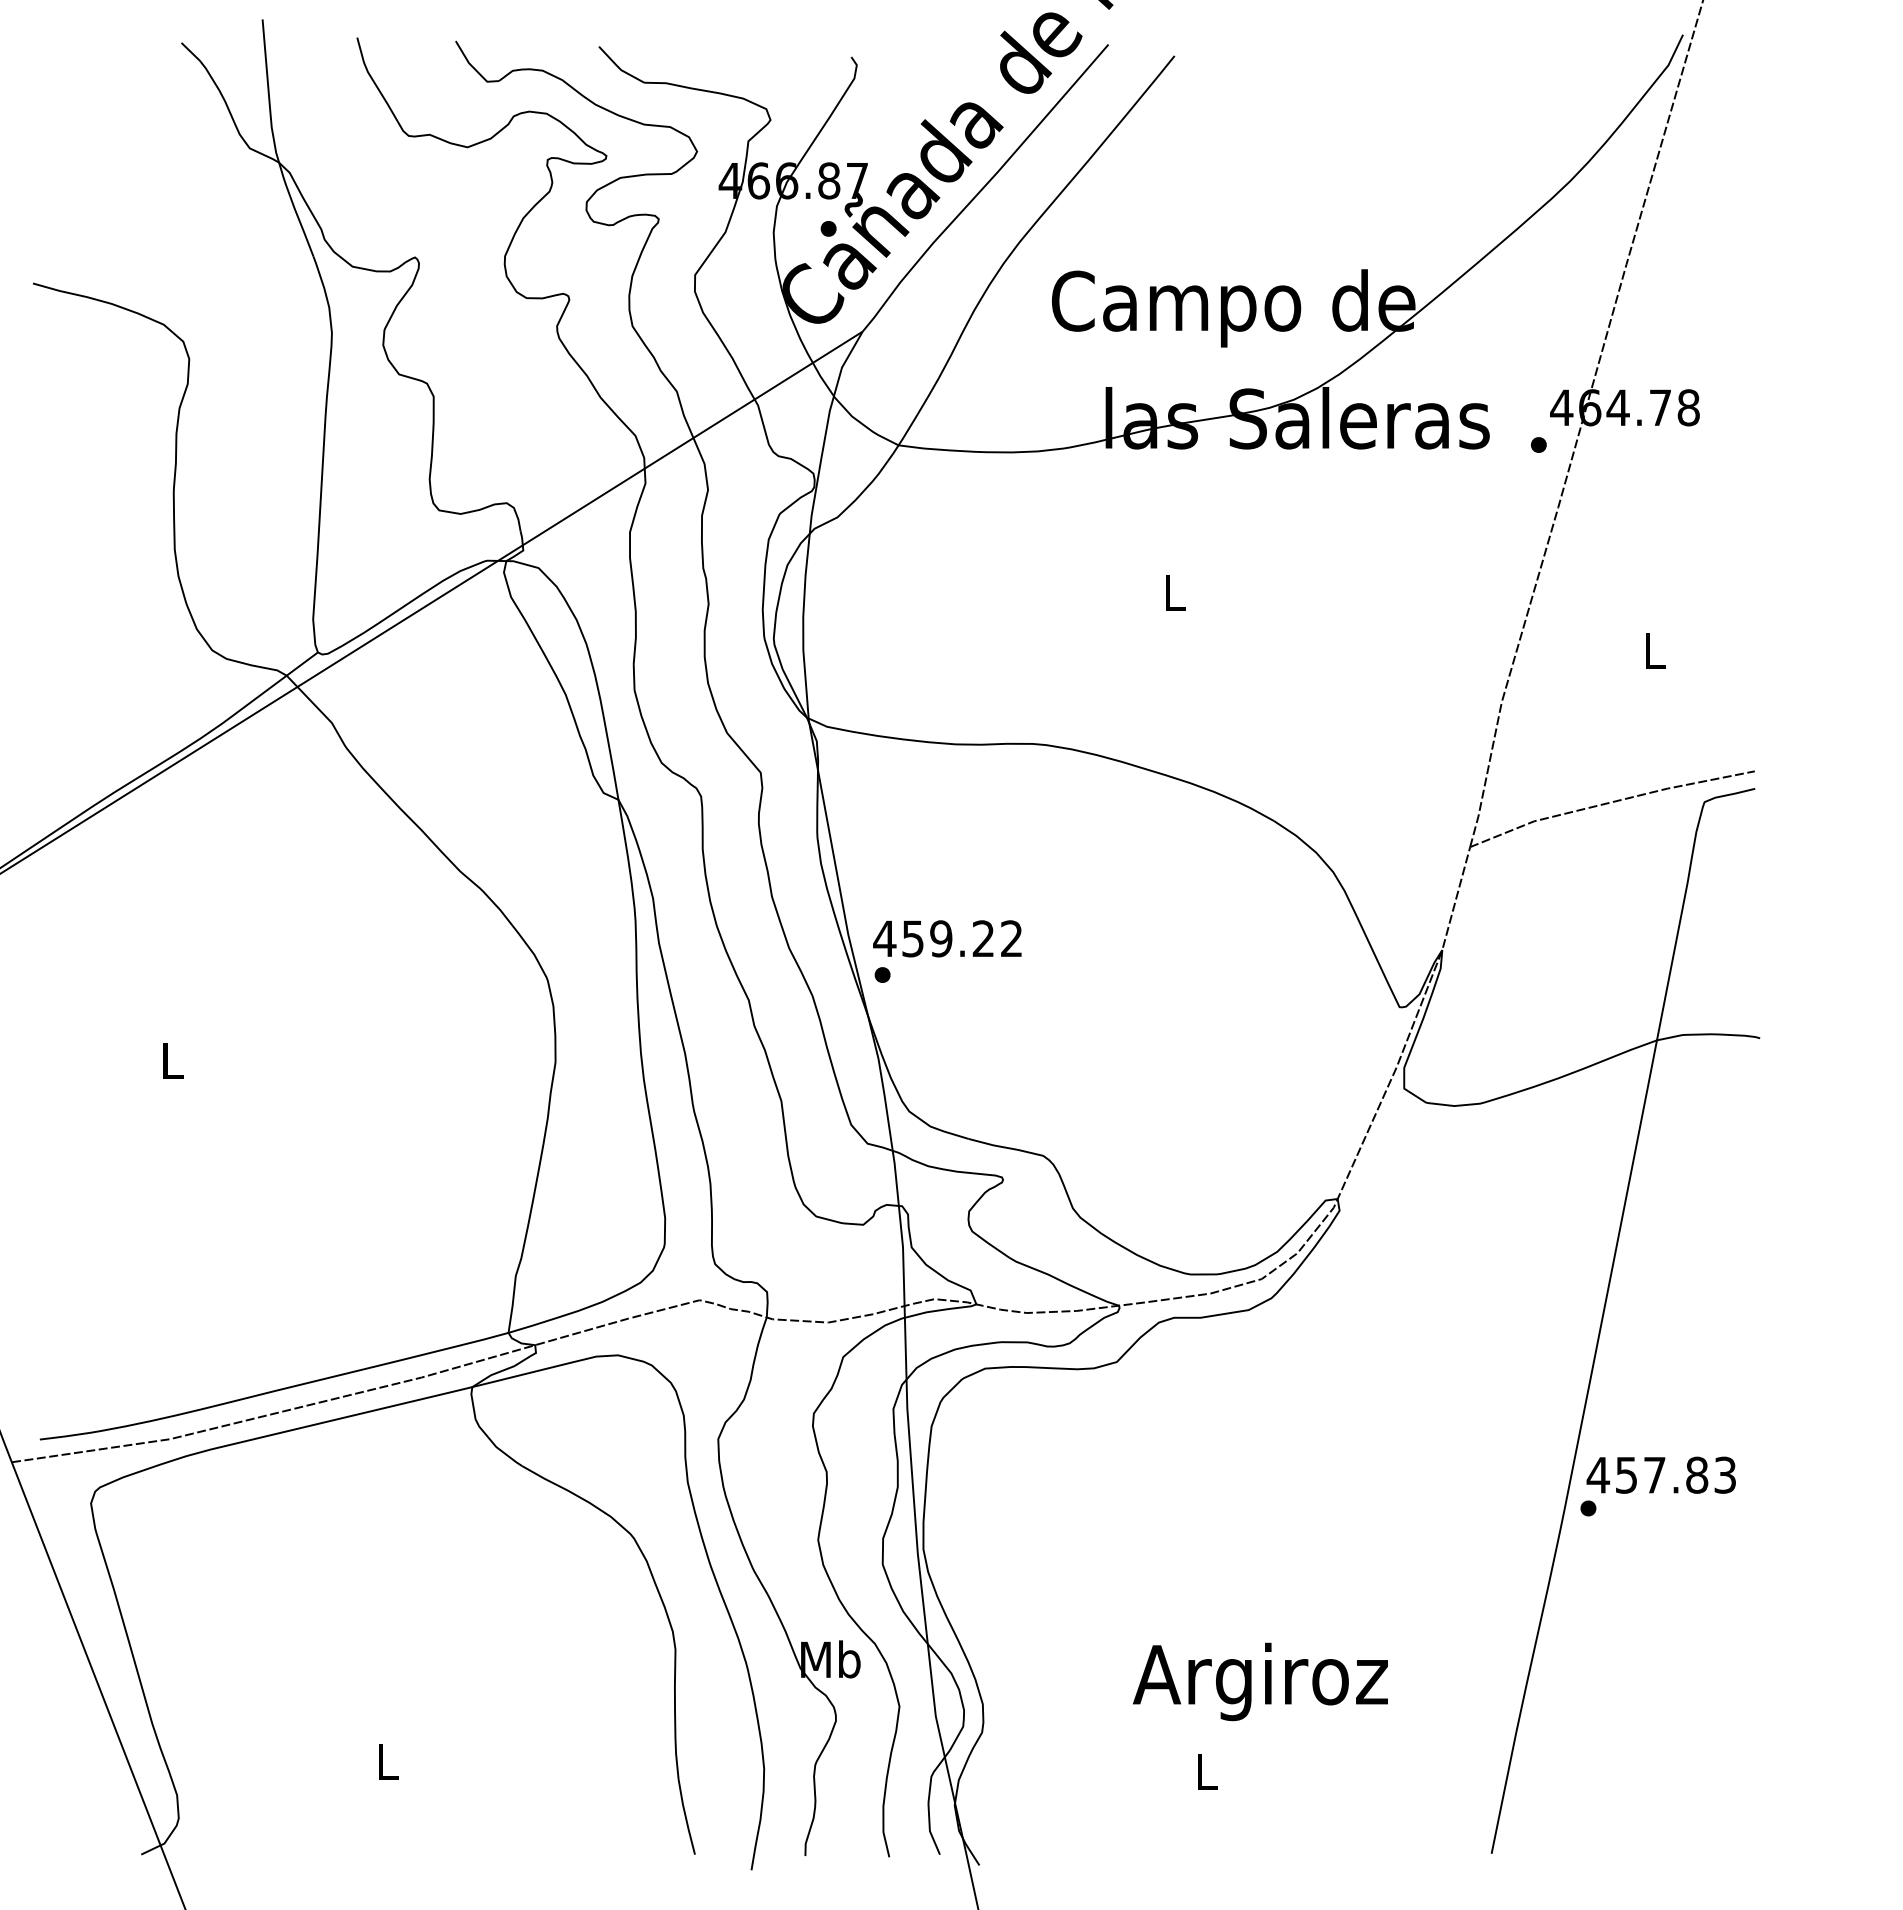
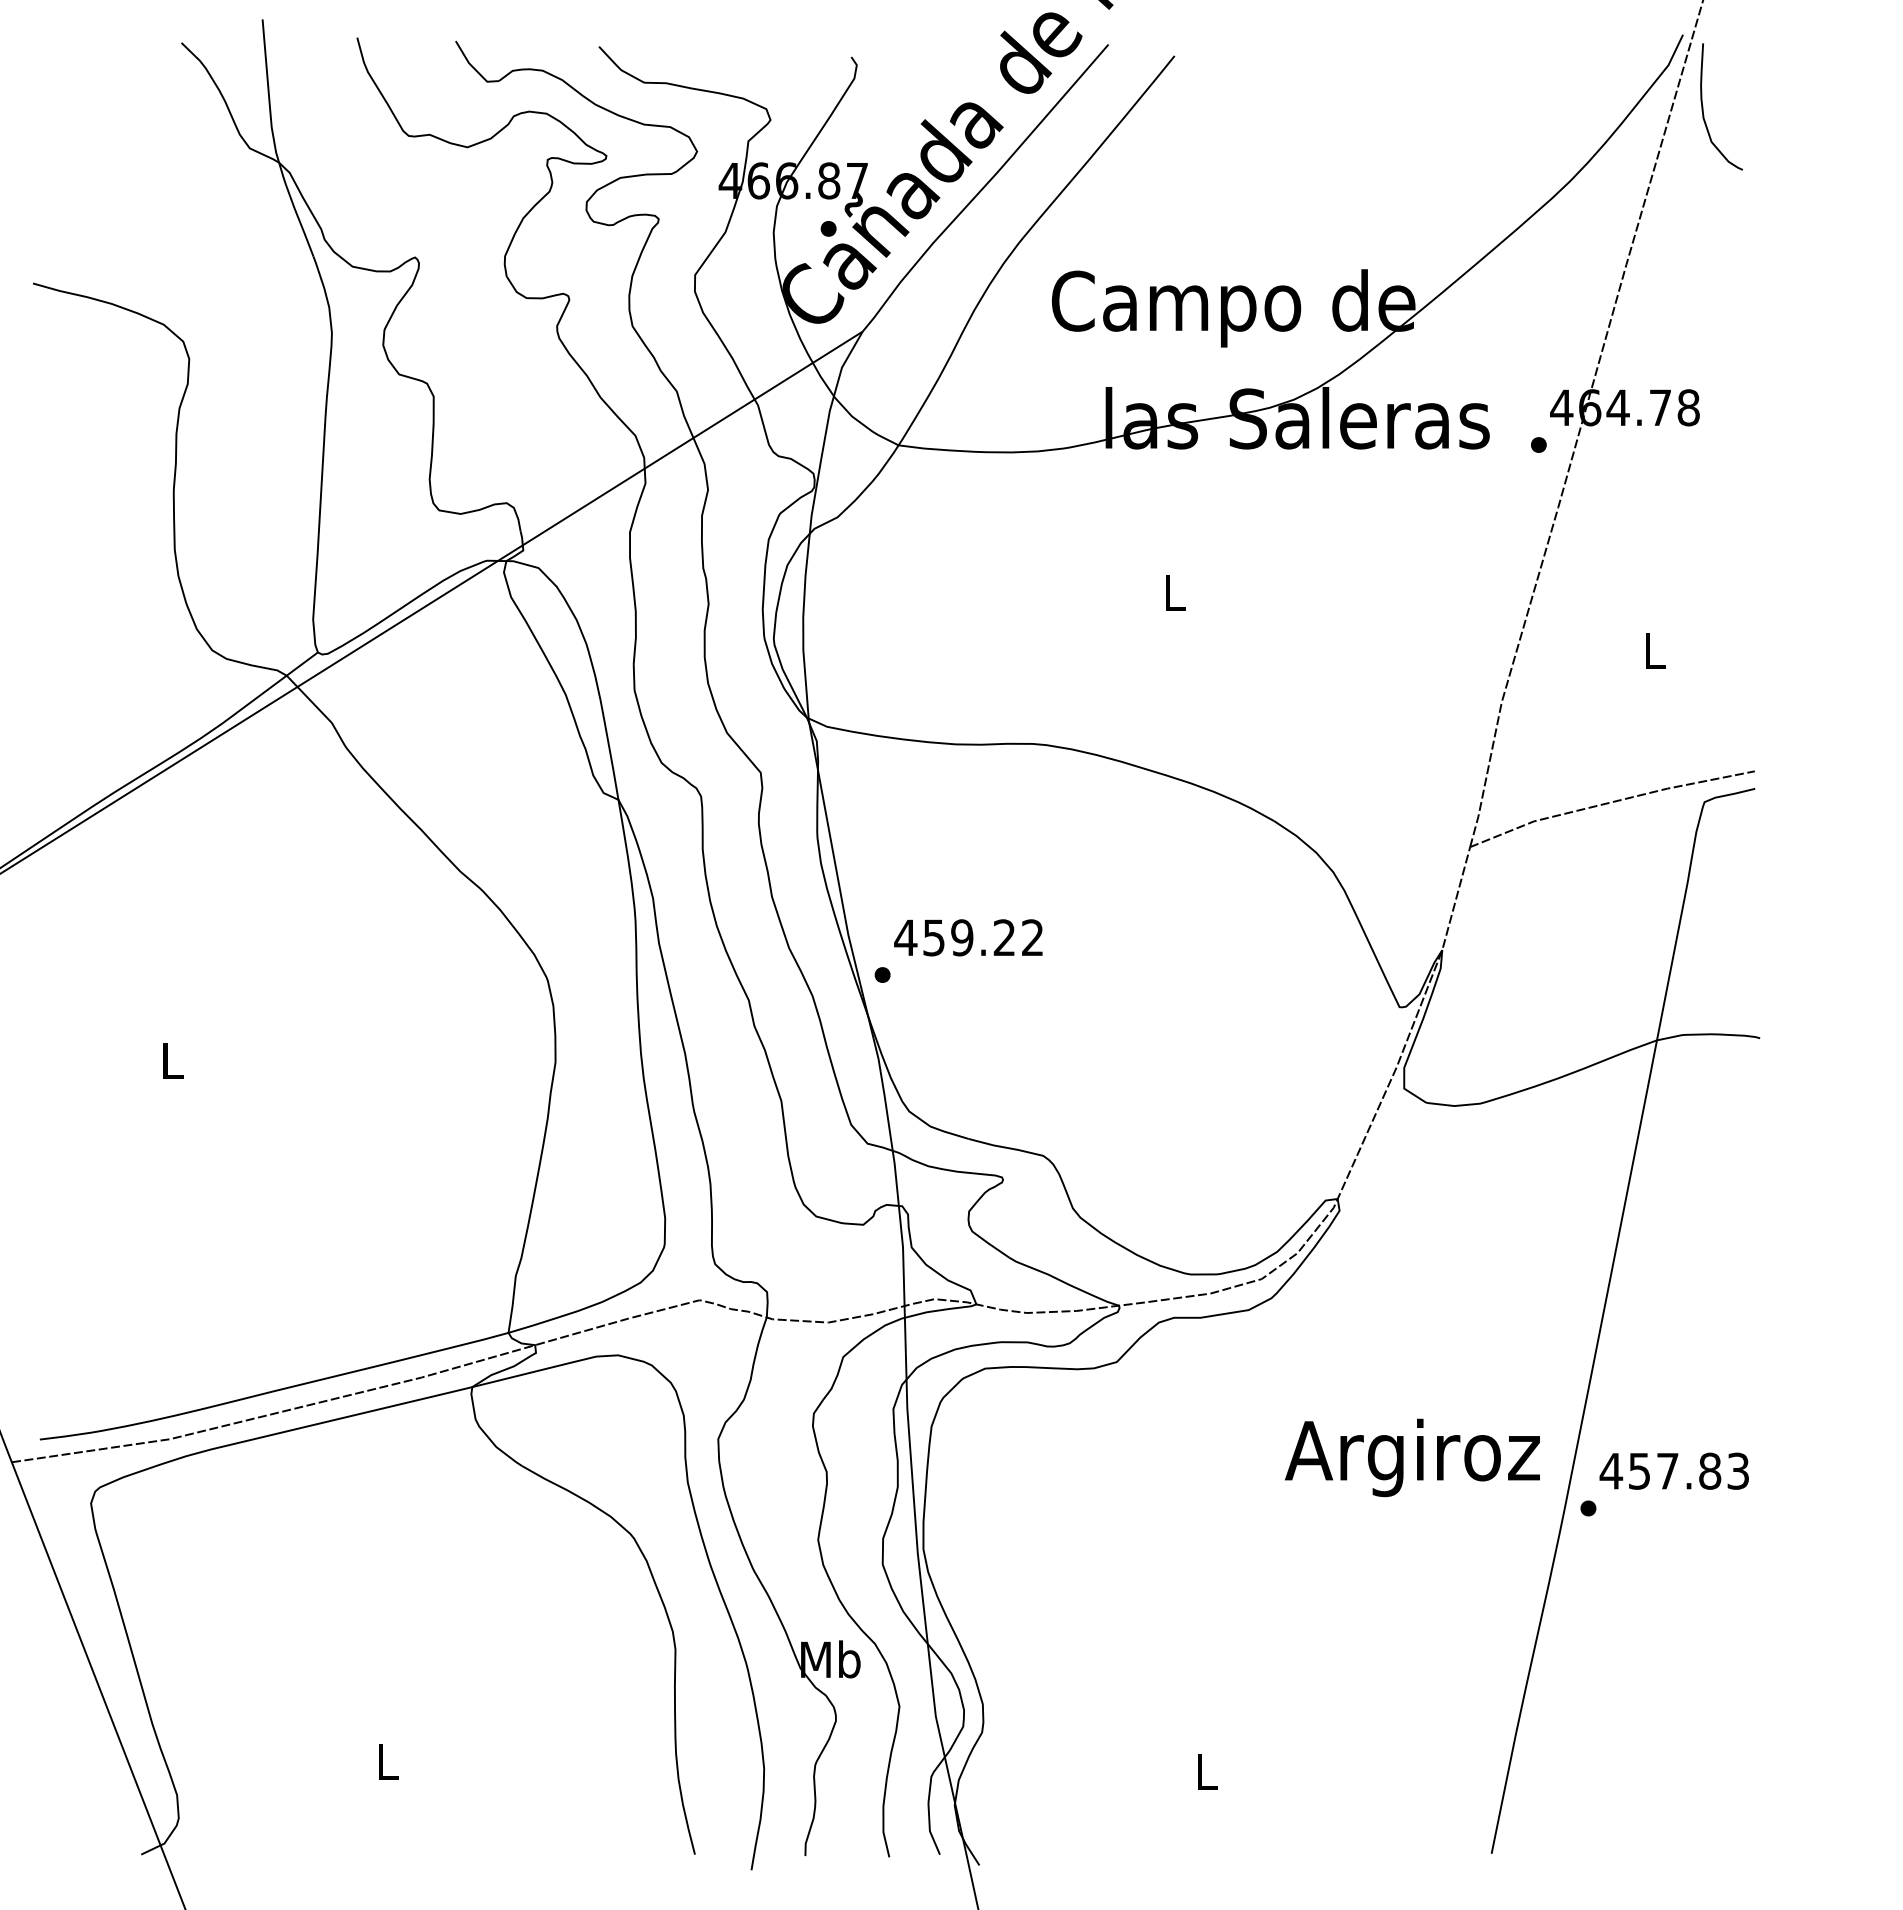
curve: none -> present (1703, 106)
text position: (947, 938) -> (968, 937) (968, 937)
text position: (1660, 1474) -> (1673, 1470) (1673, 1470)
text position: (1260, 1681) -> (1412, 1457) (1412, 1457)
